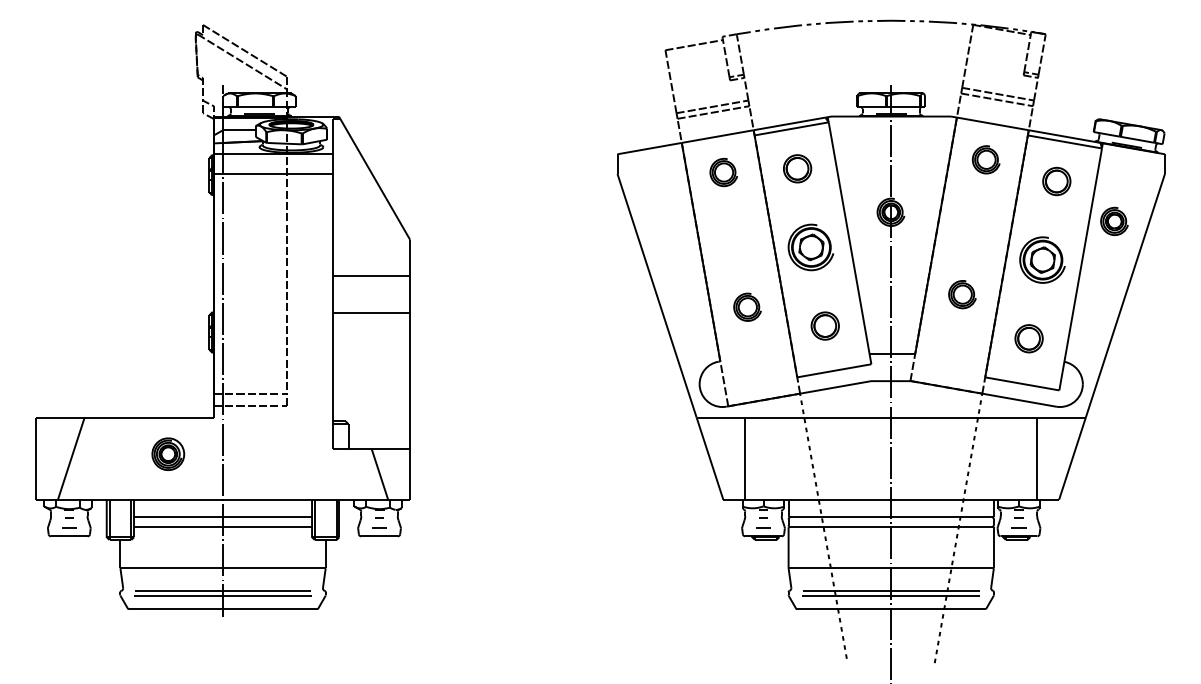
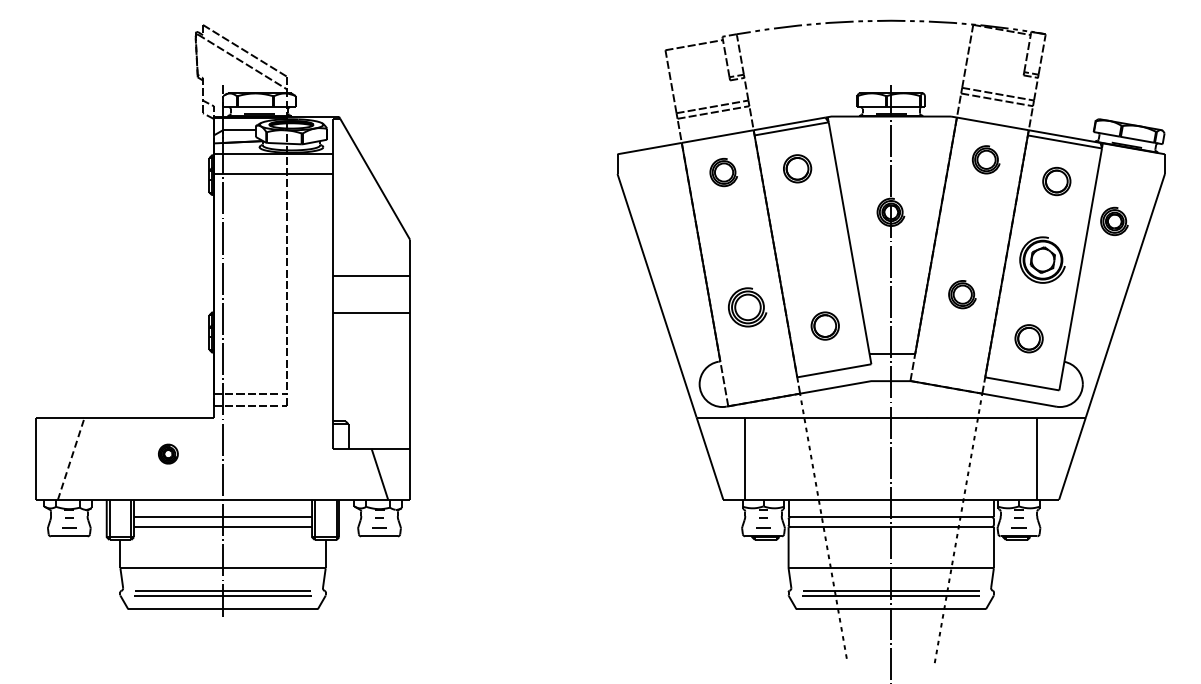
part: present -> none (810, 247)
part size: 29x30 px -> 40x41 px (747, 307)
part size: 35x34 px -> 21x22 px (168, 453)
line: solid -> dashed (71, 458)
